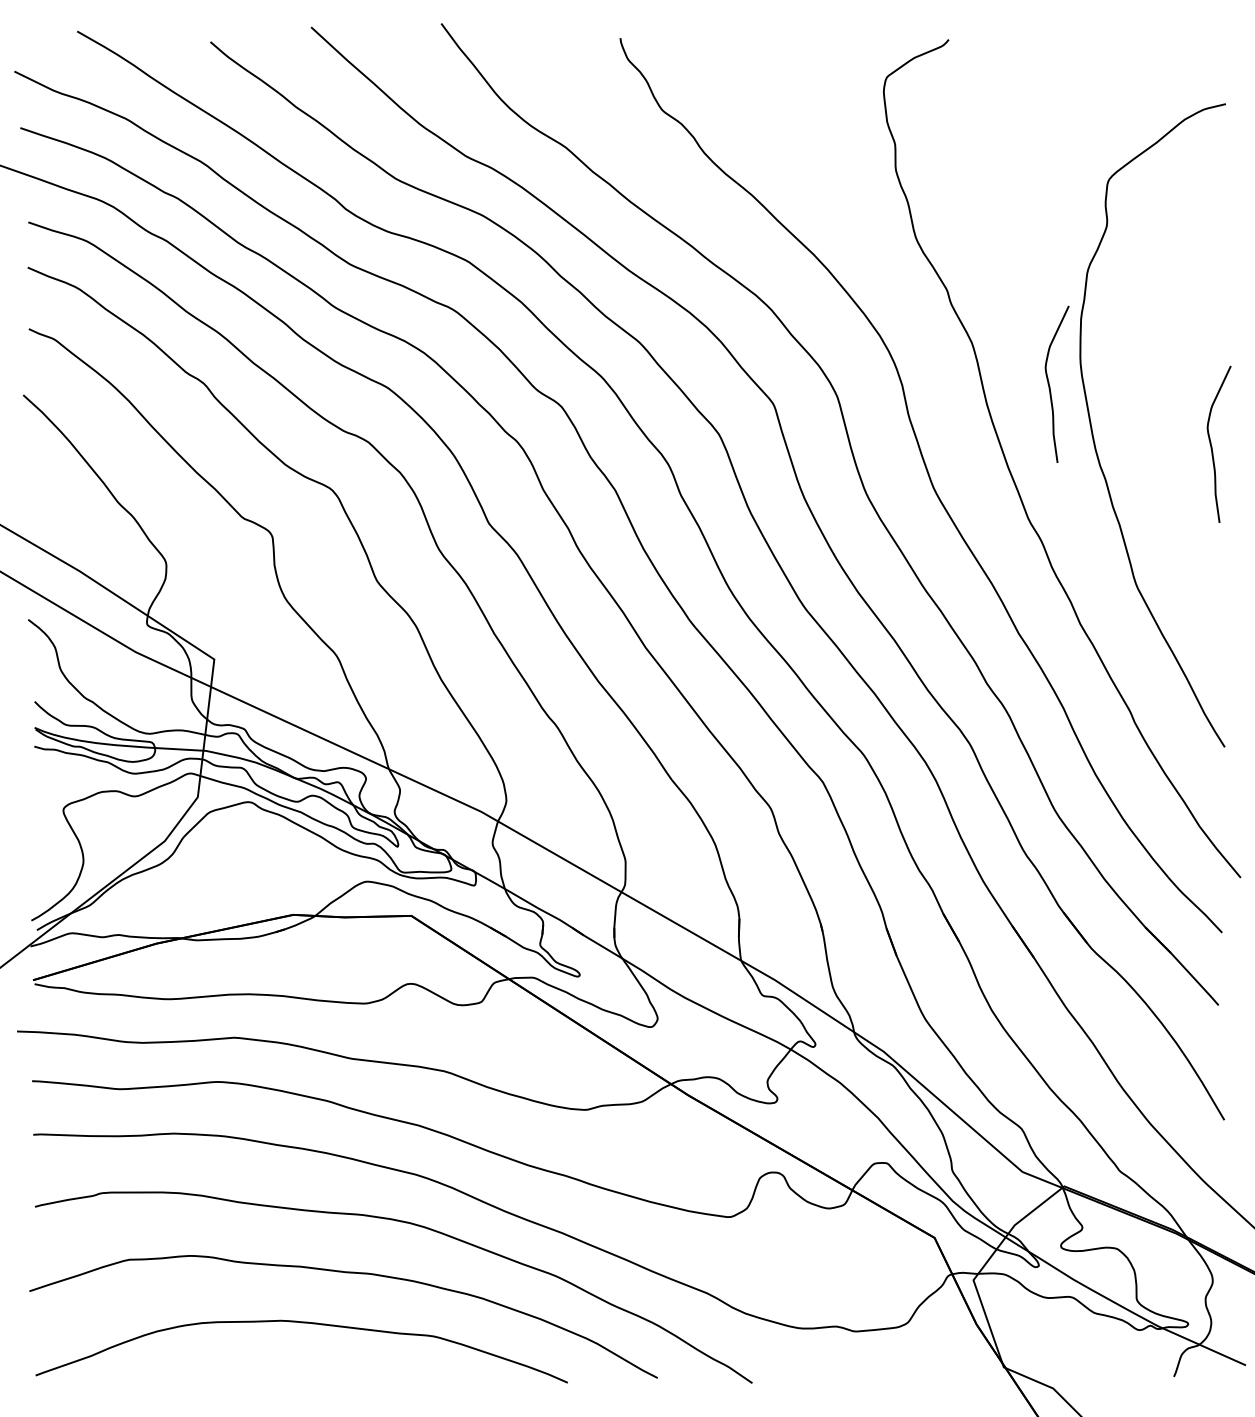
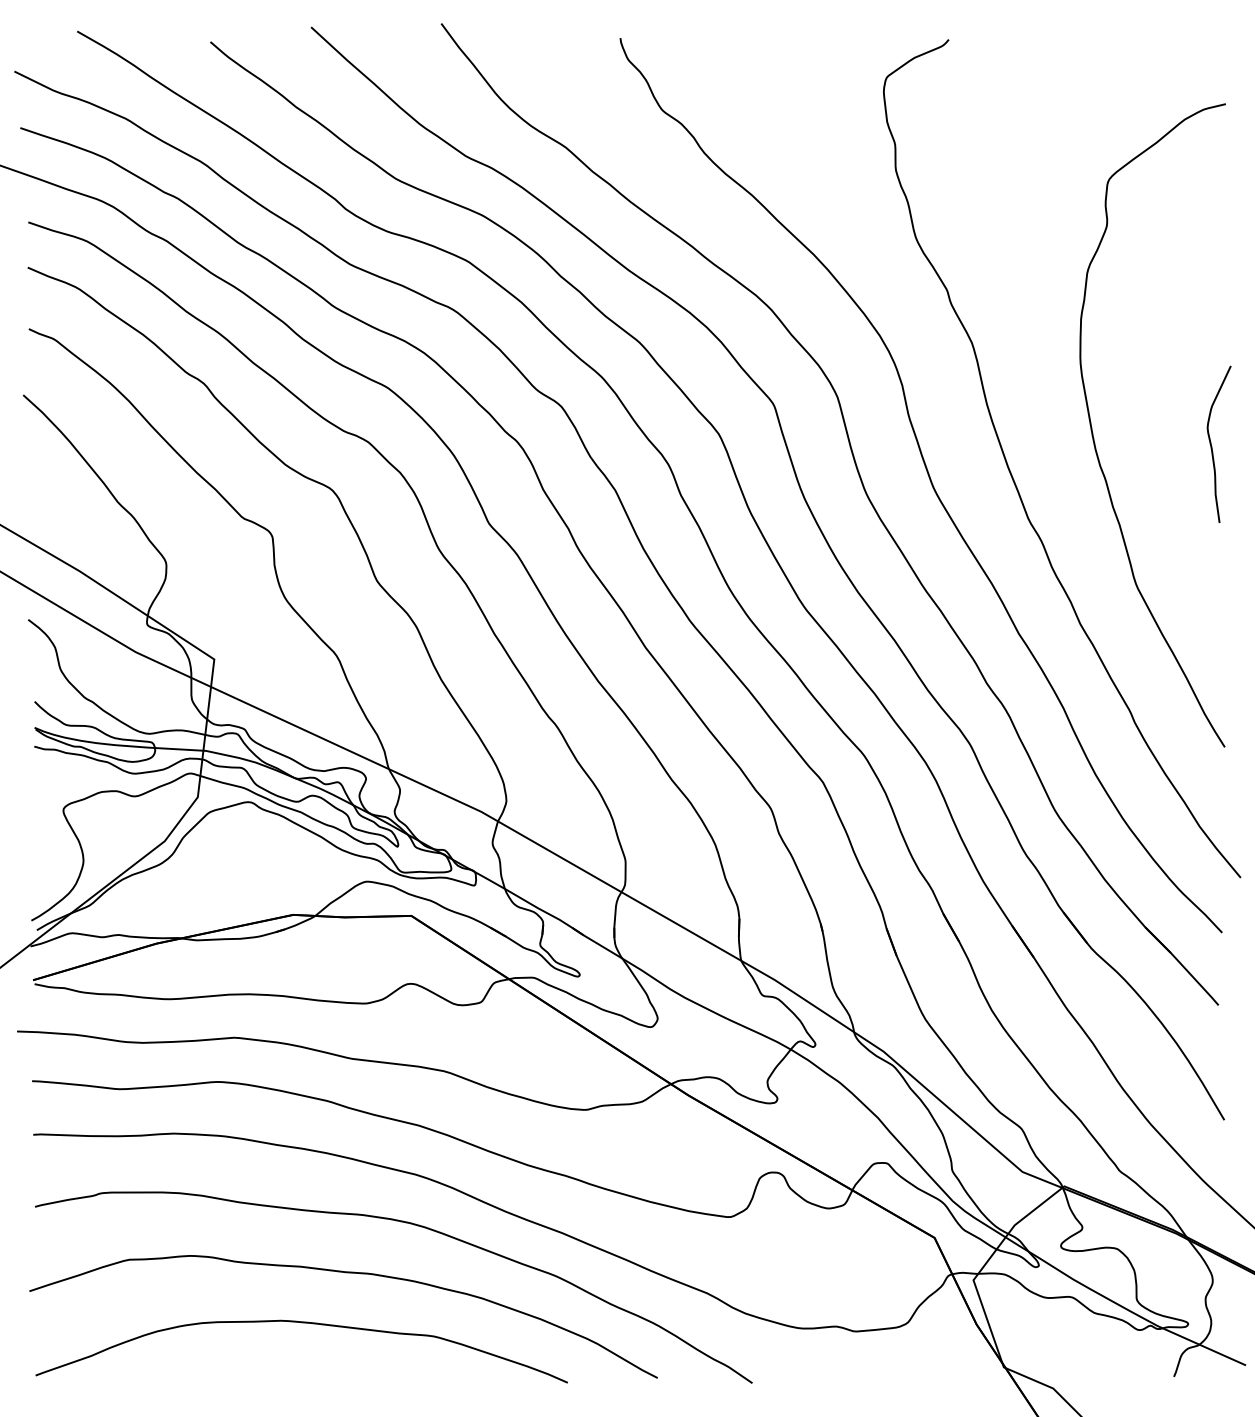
curve: present -> none (1050, 386)
